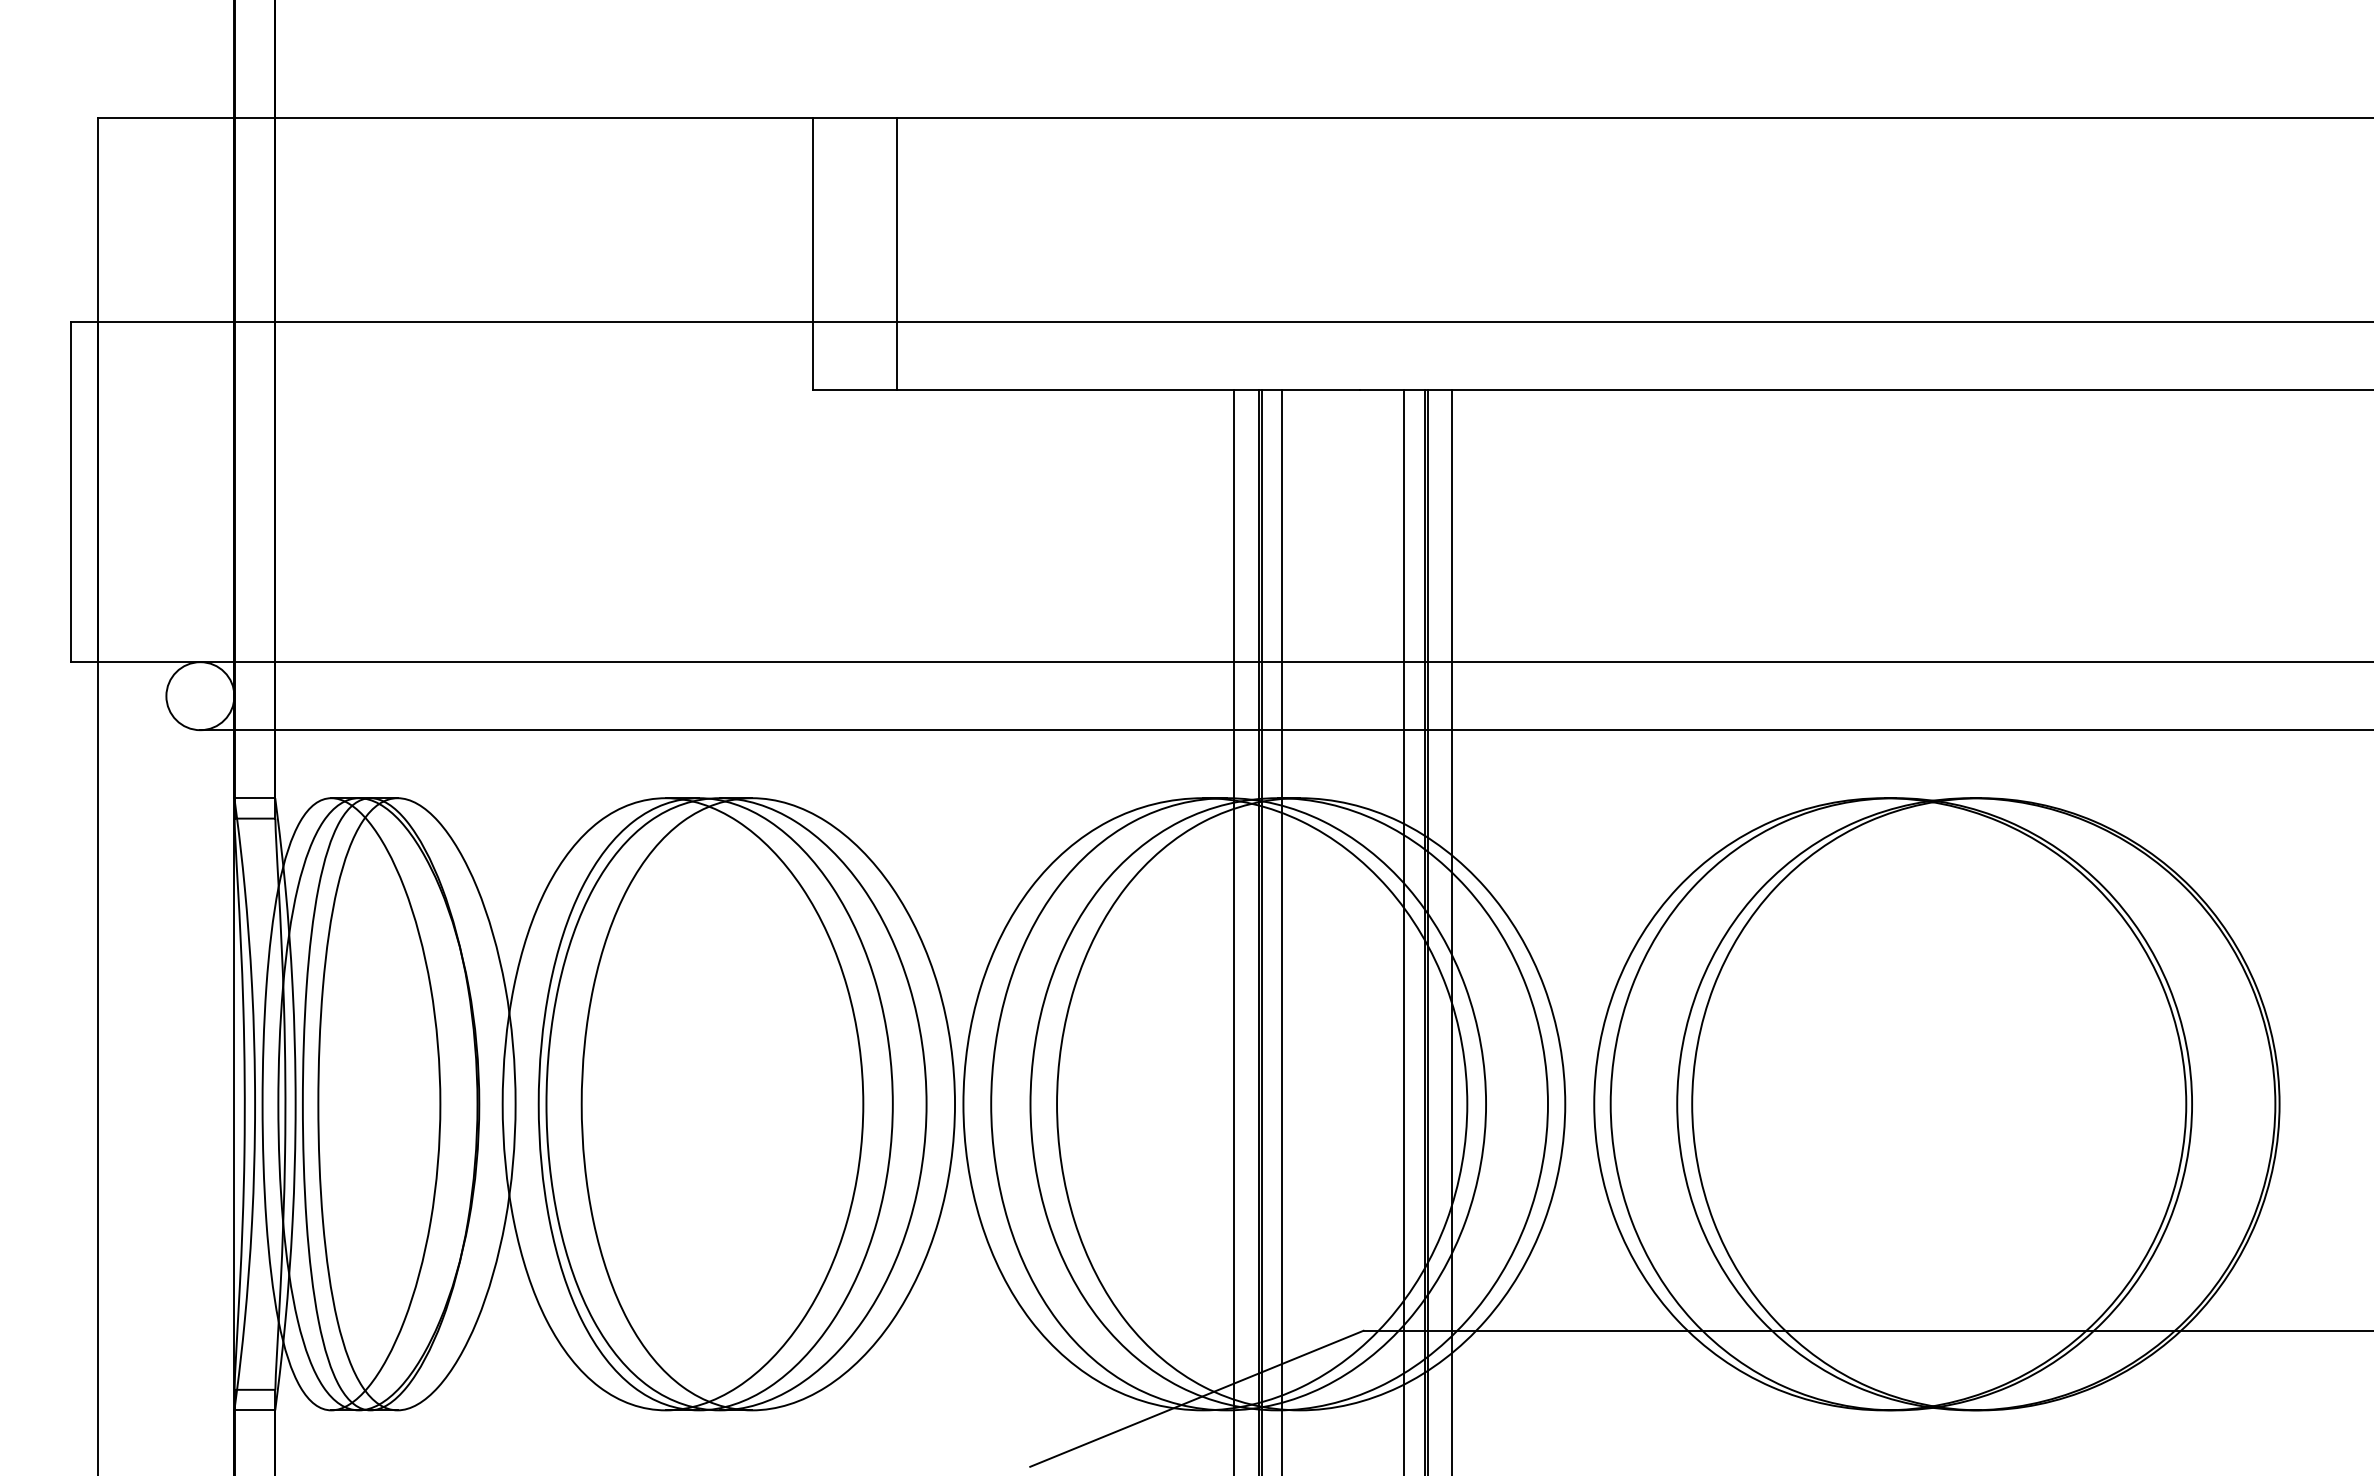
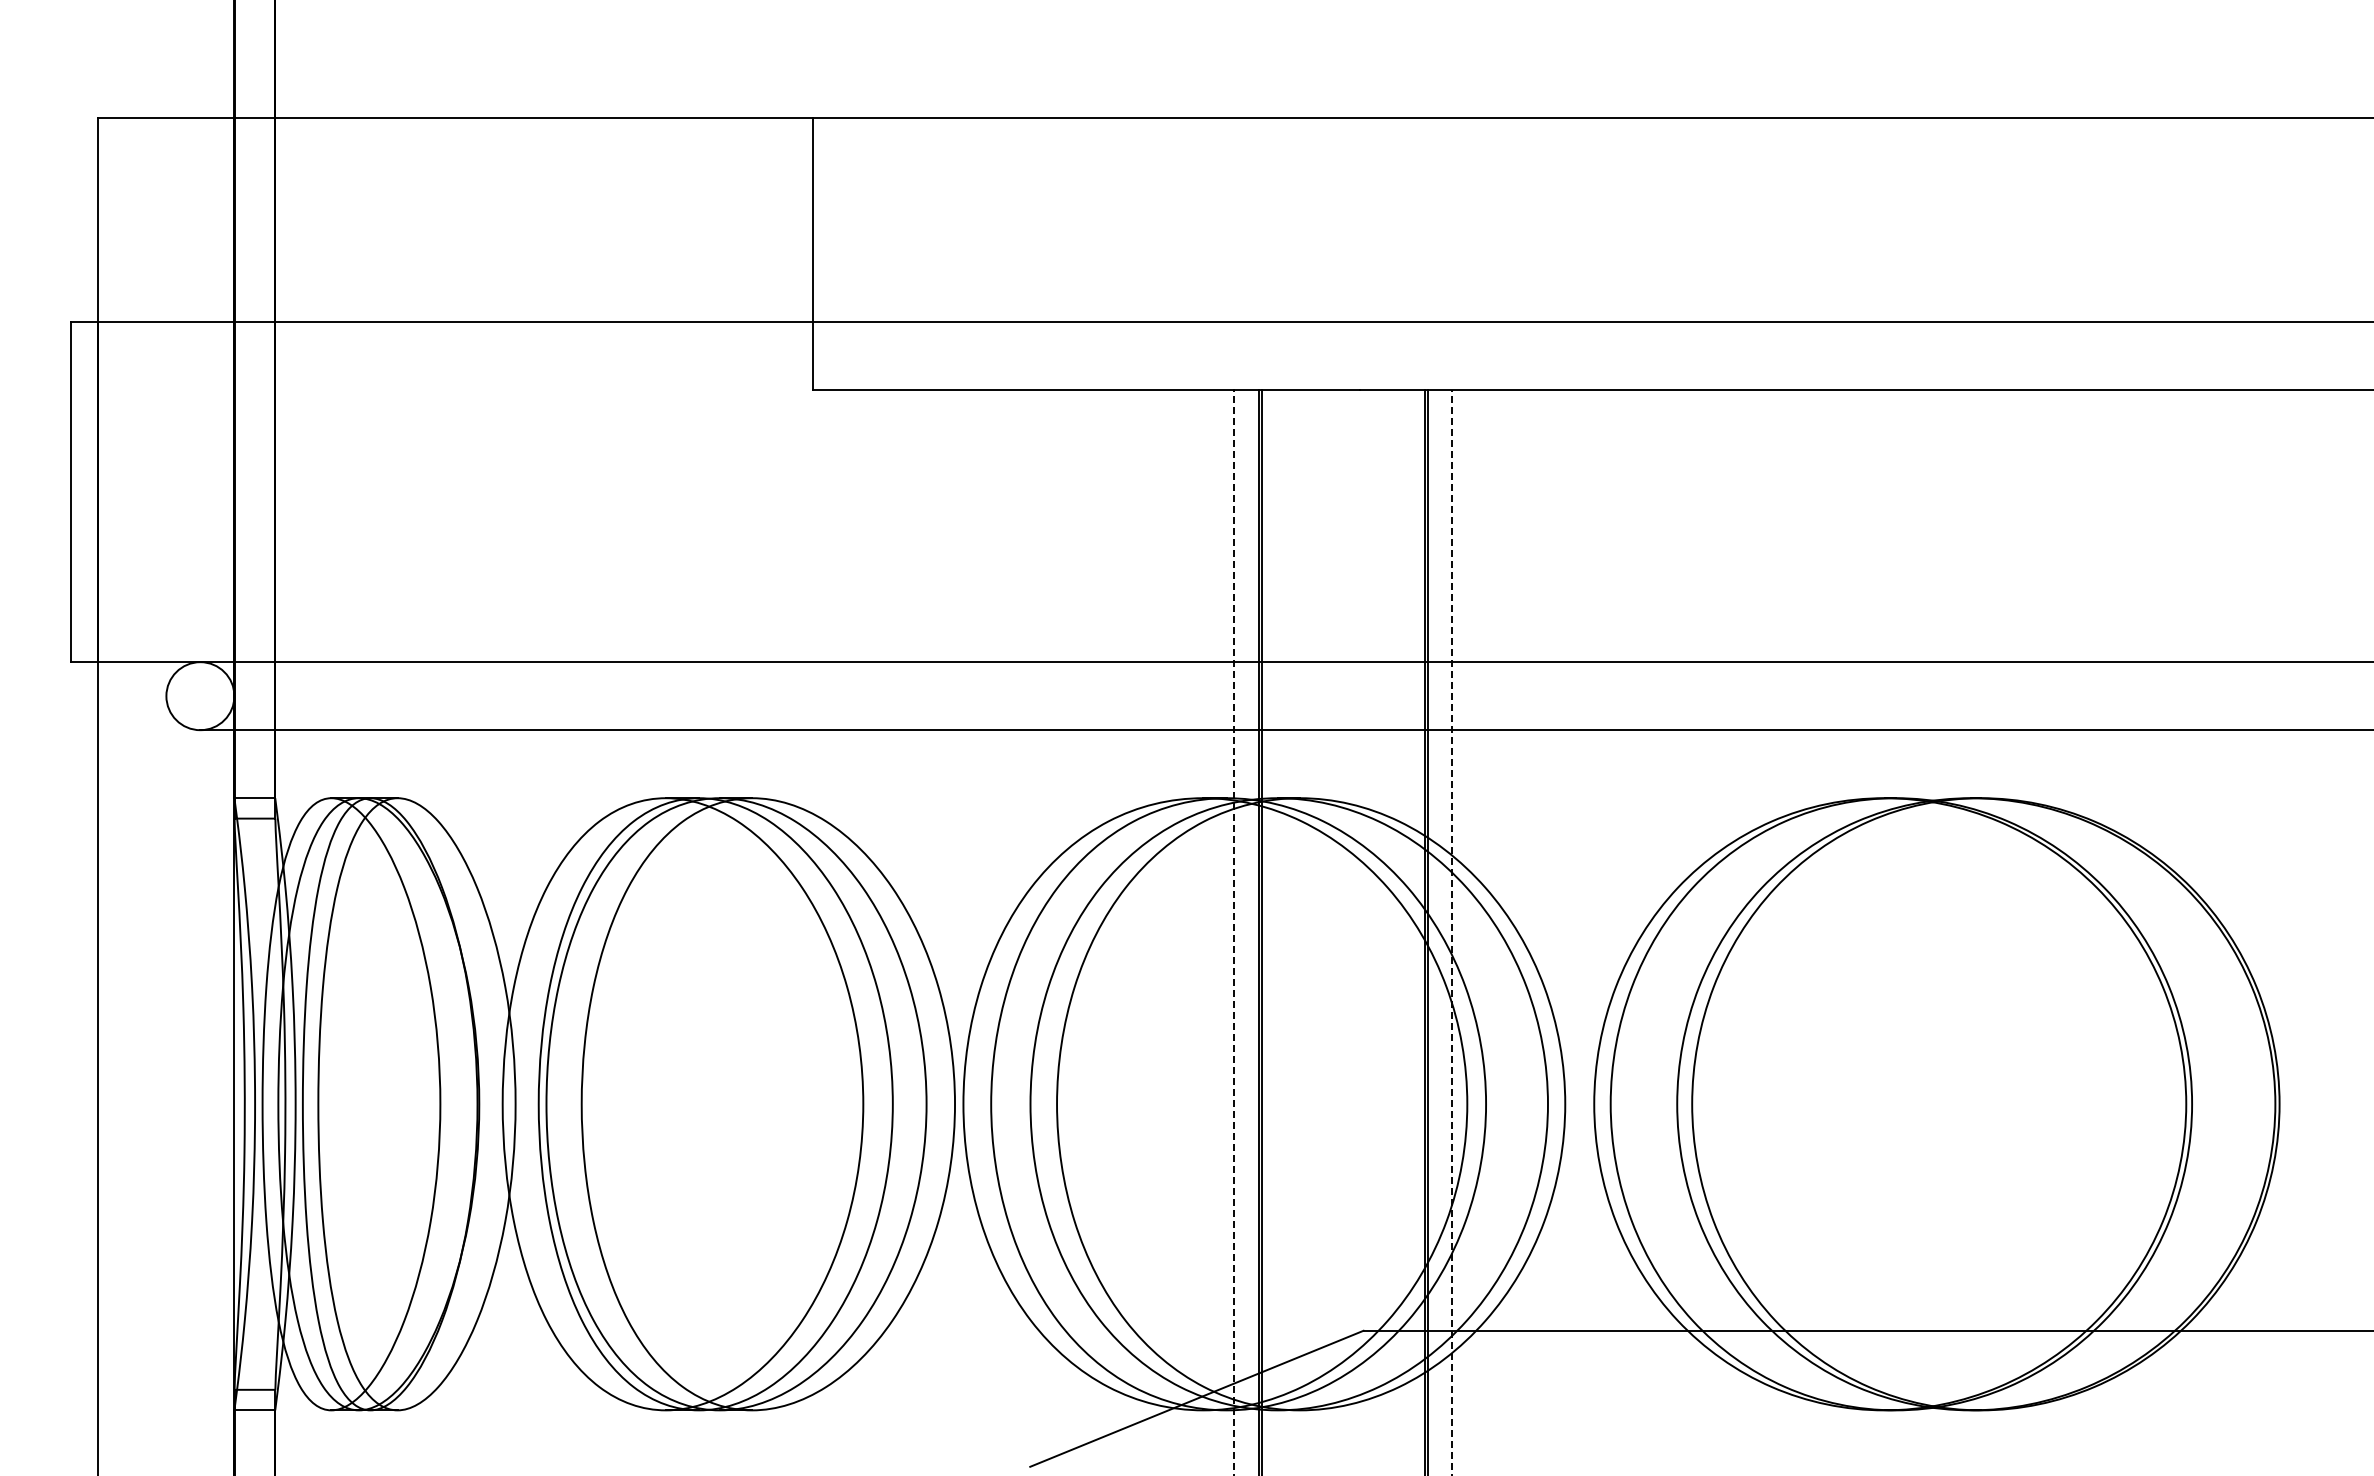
line: present -> none (896, 254)
line: present -> none (1282, 931)
line: present -> none (1404, 931)
line: solid -> dashed (1234, 932)
line: solid -> dashed (1452, 932)
